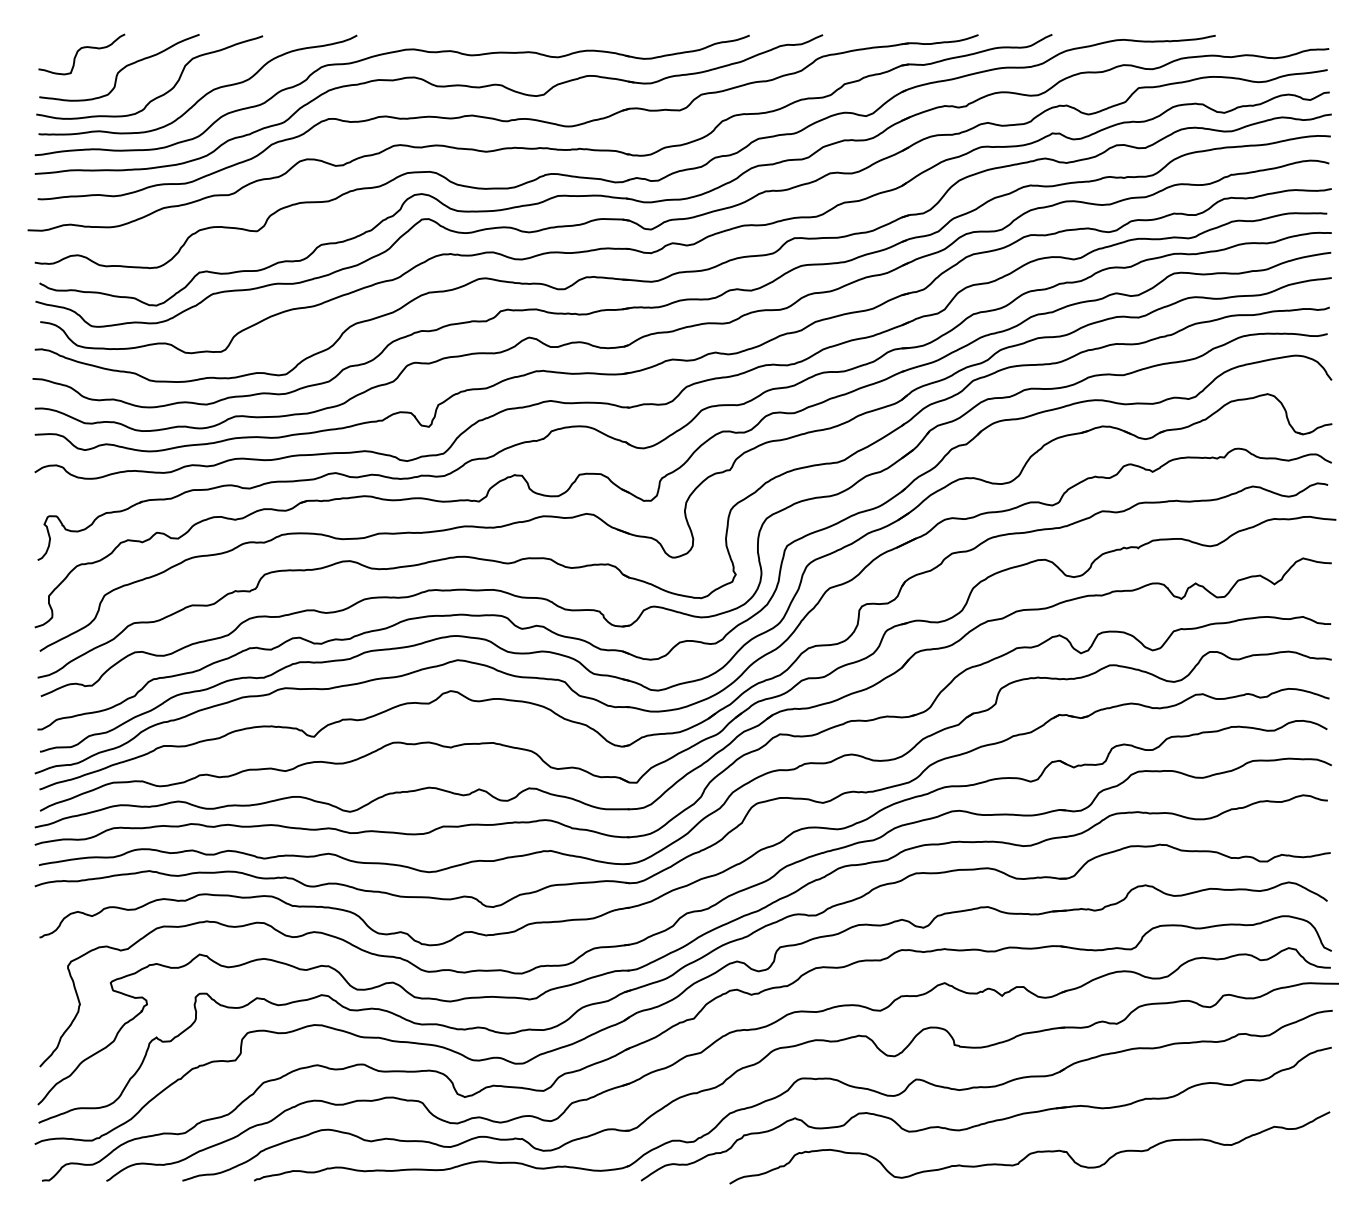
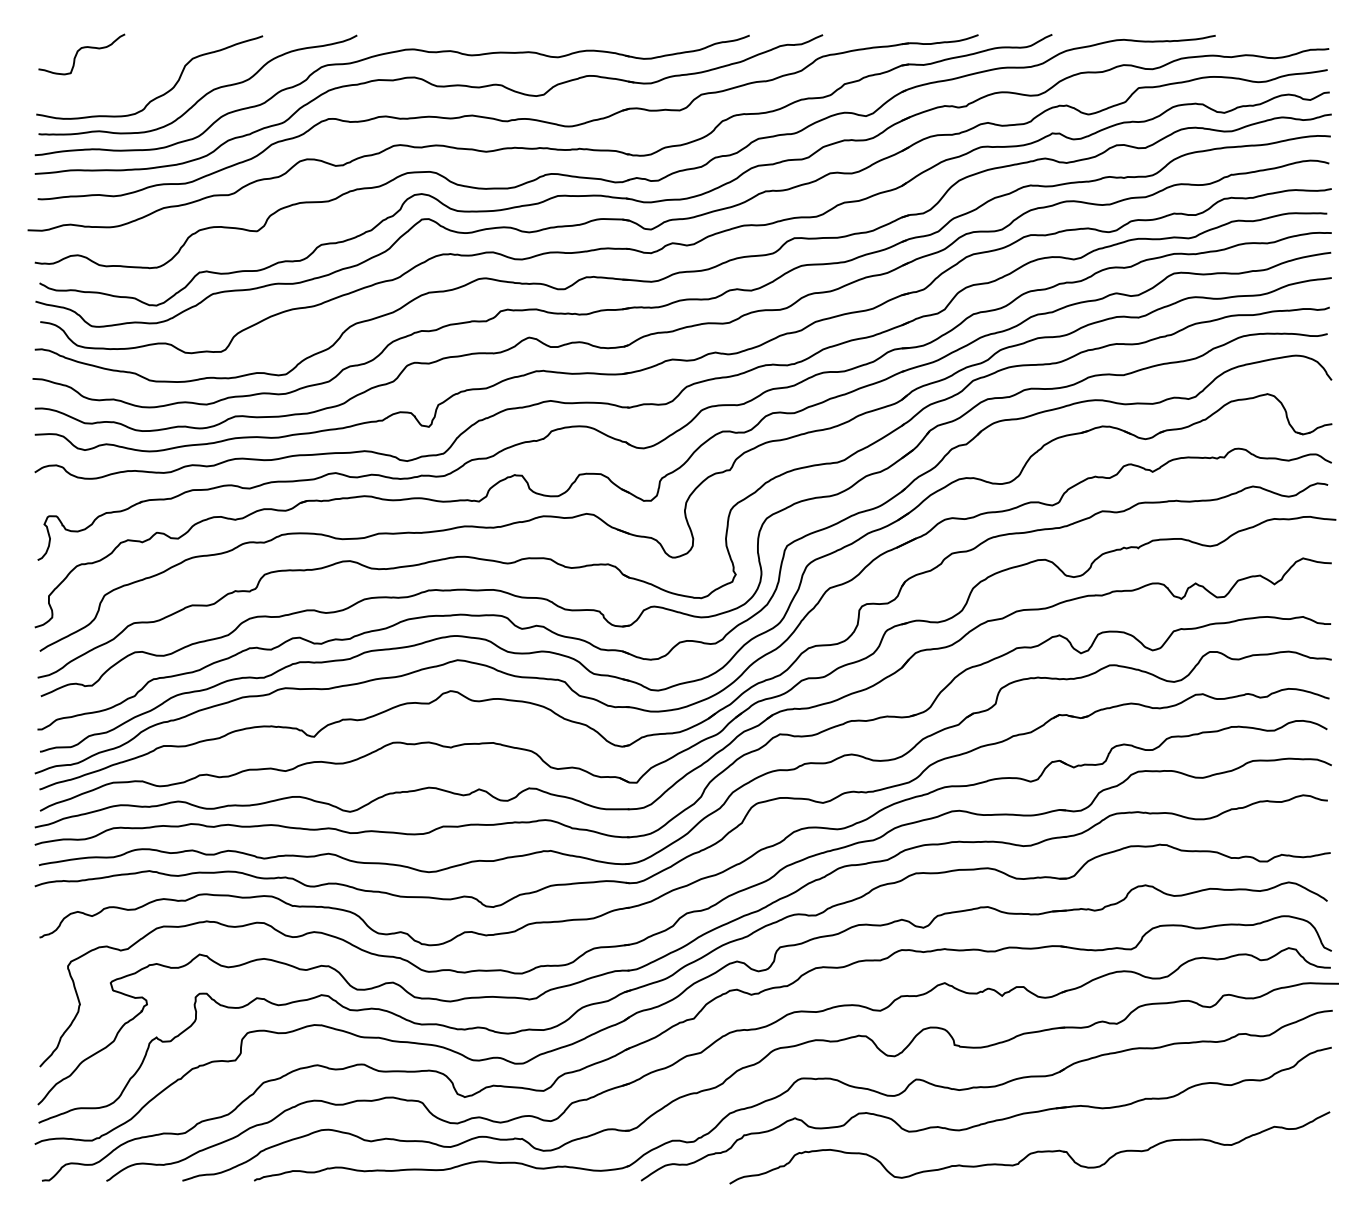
curve: present -> none (121, 68)
